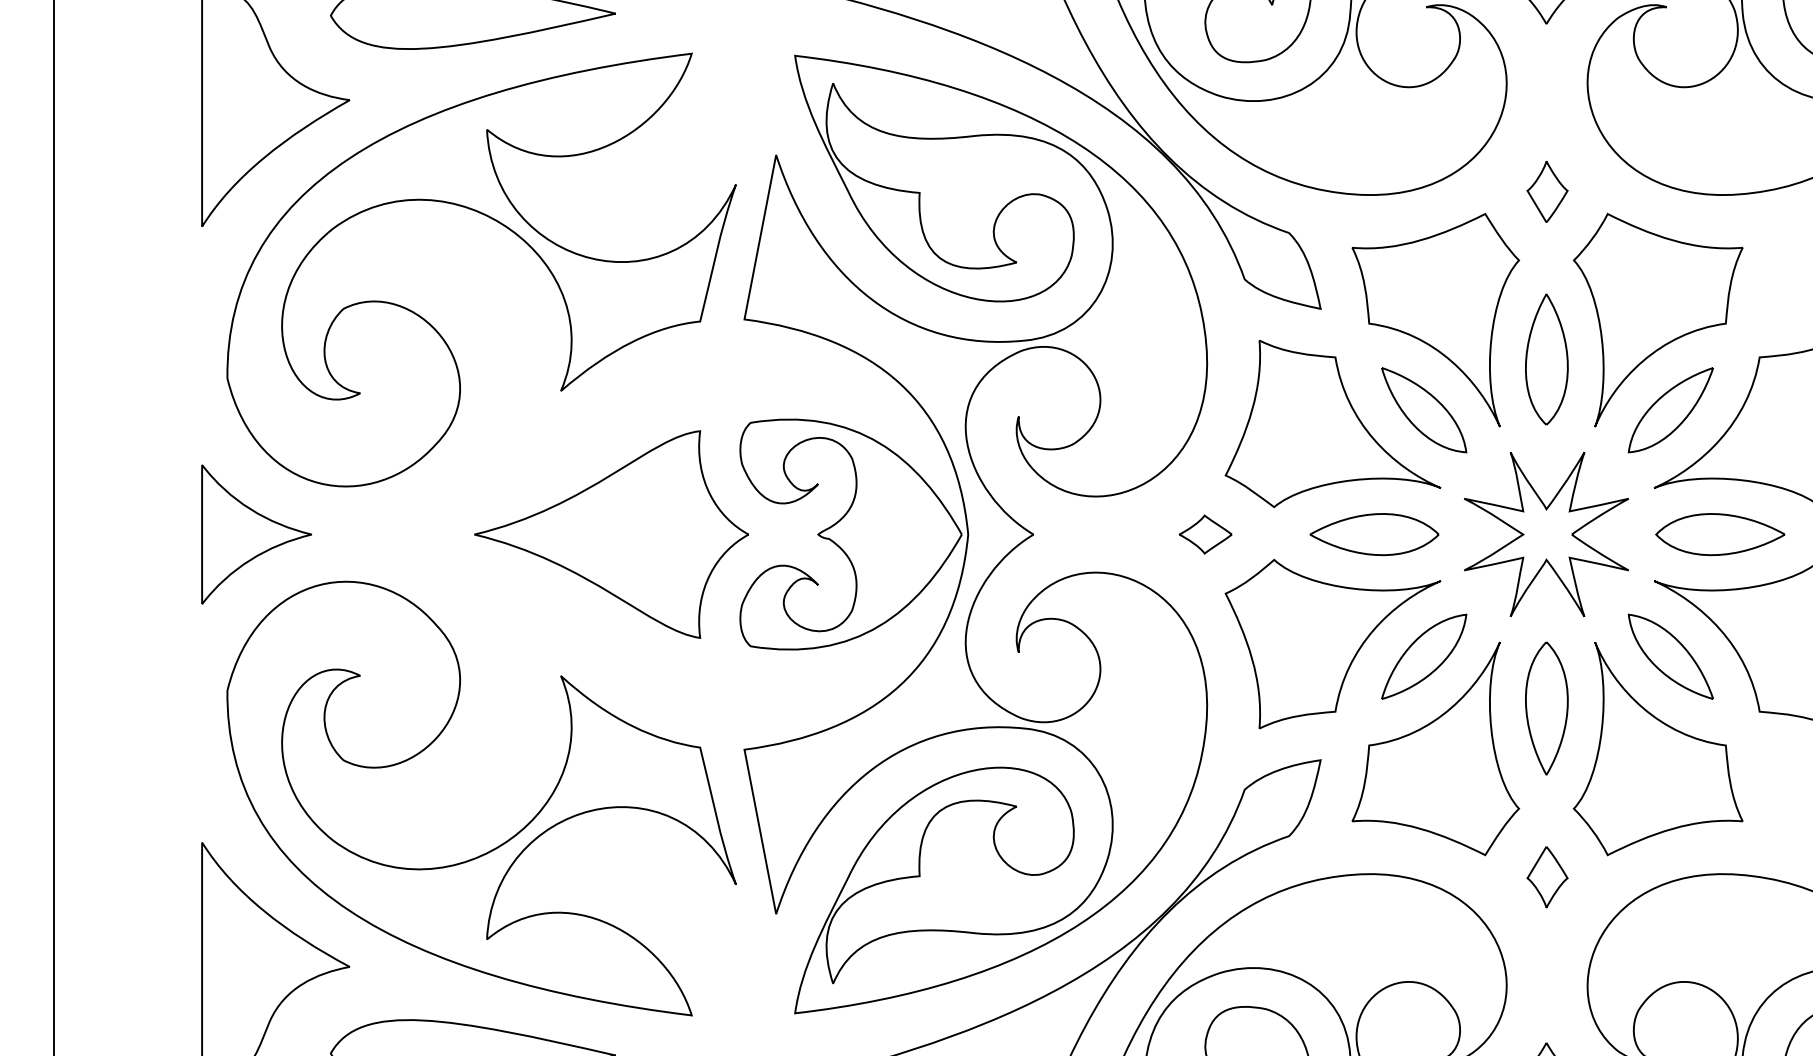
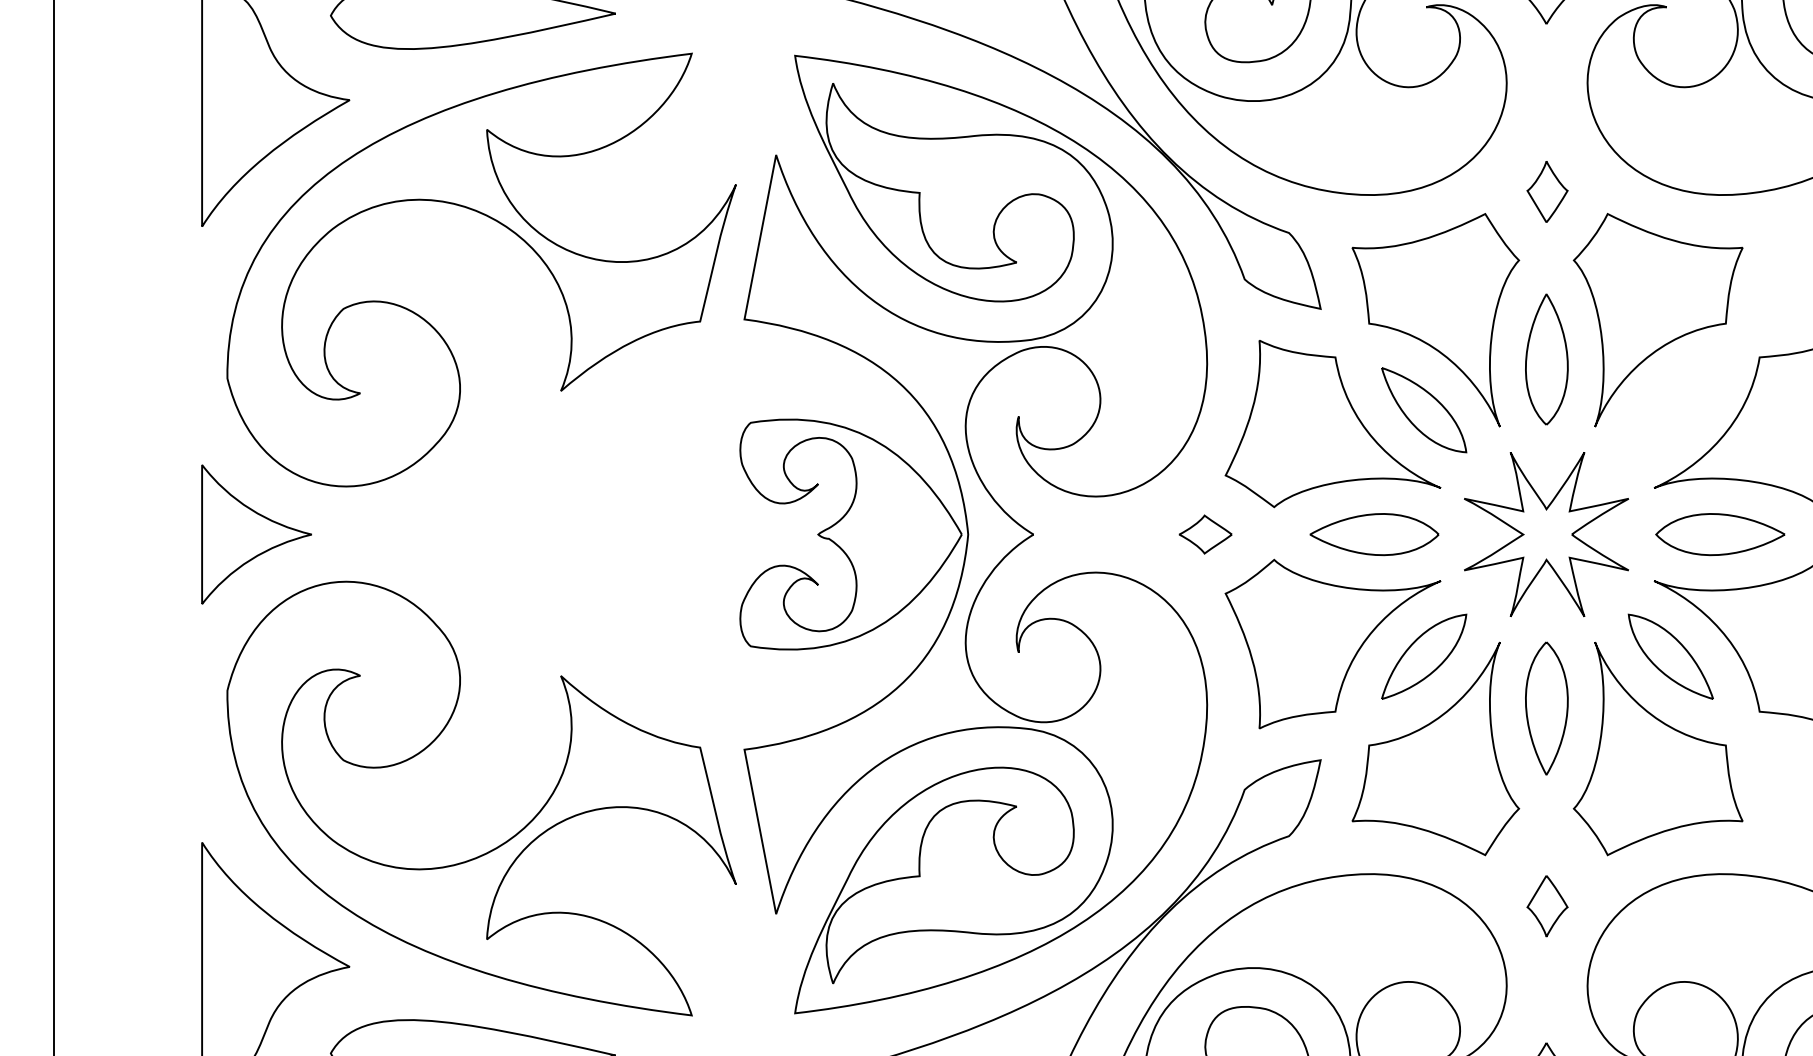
part: present -> none (1670, 410)
part: present -> none (611, 534)
part position: (1547, 877) -> (1547, 906) (1547, 906)
